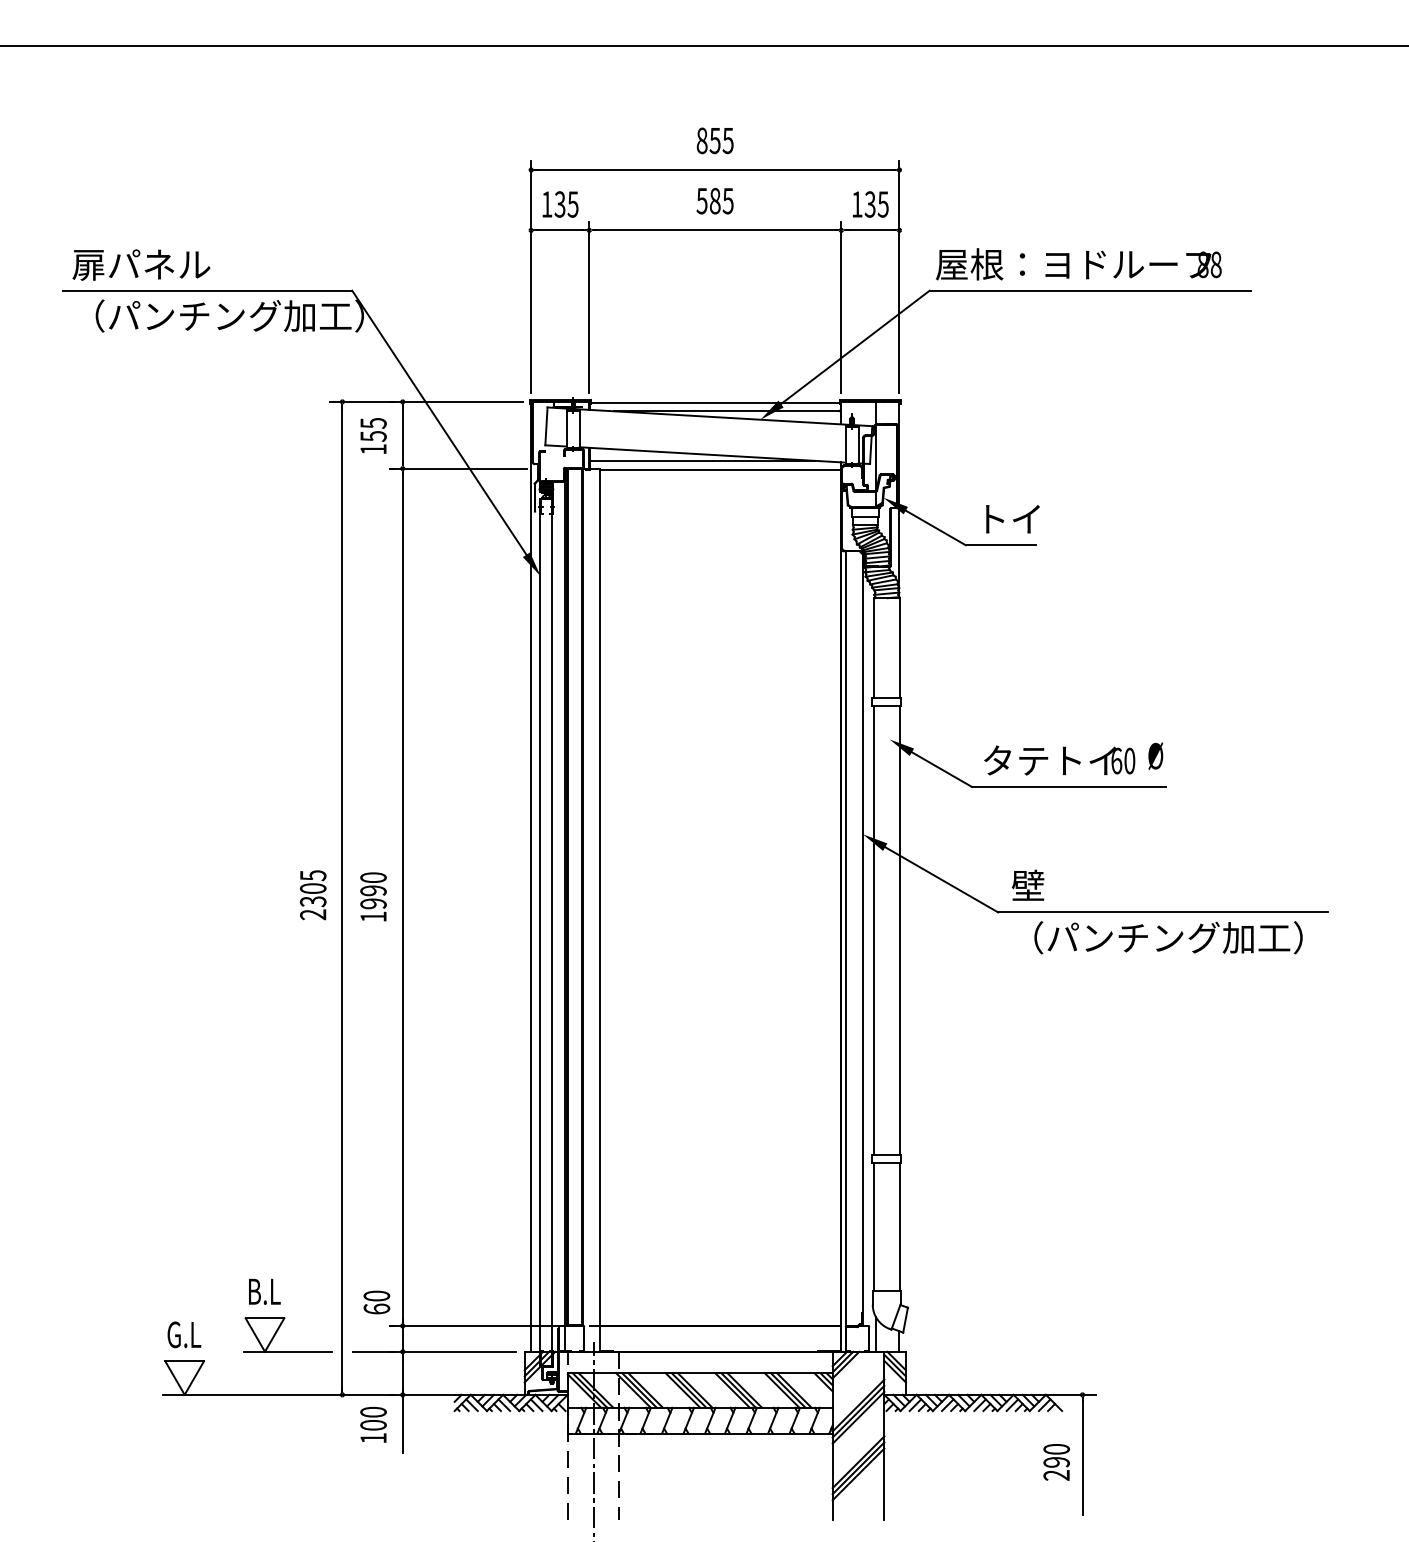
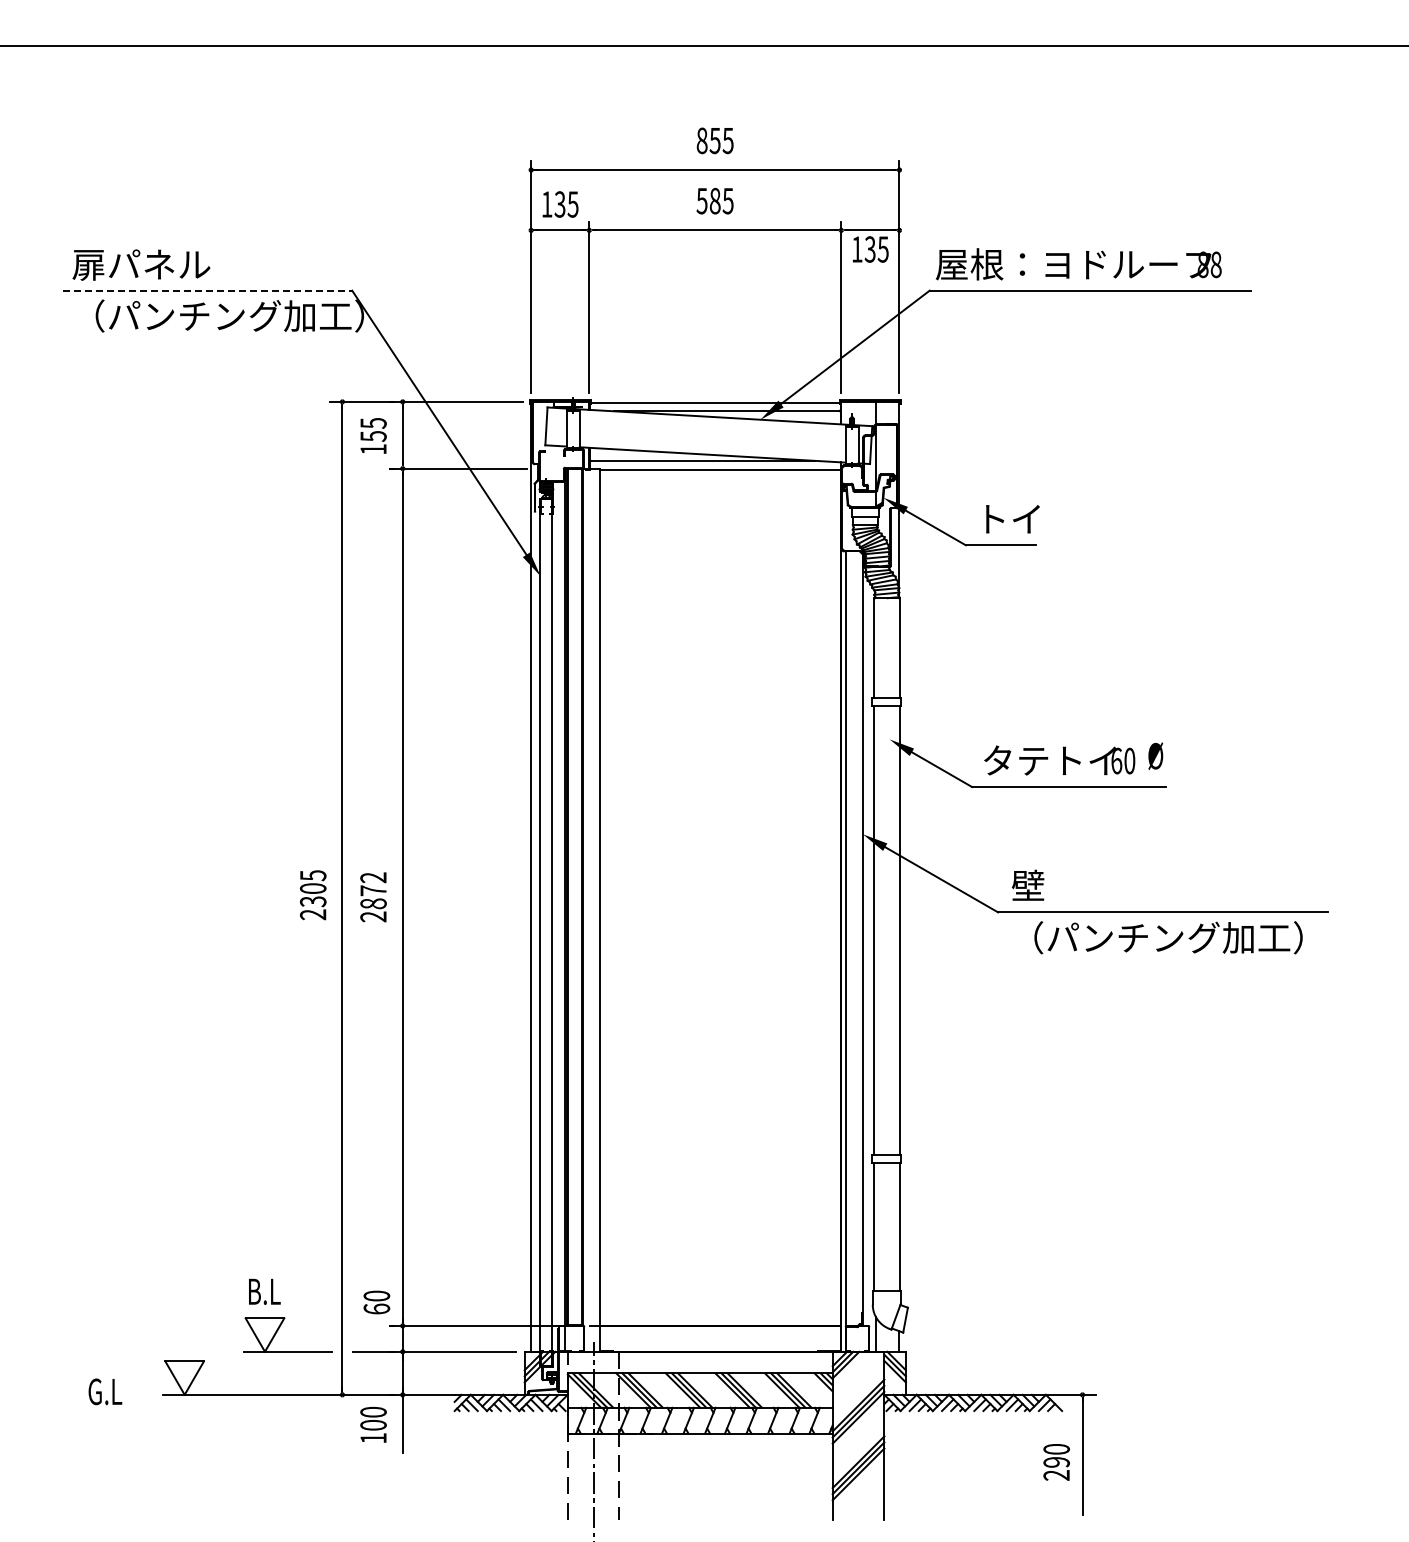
text position: (870, 204) -> (870, 249) (870, 249)
line: solid -> dashed (207, 290)
text: 1990 -> 2872 (373, 897)
text position: (184, 1334) -> (105, 1391) (105, 1391)
